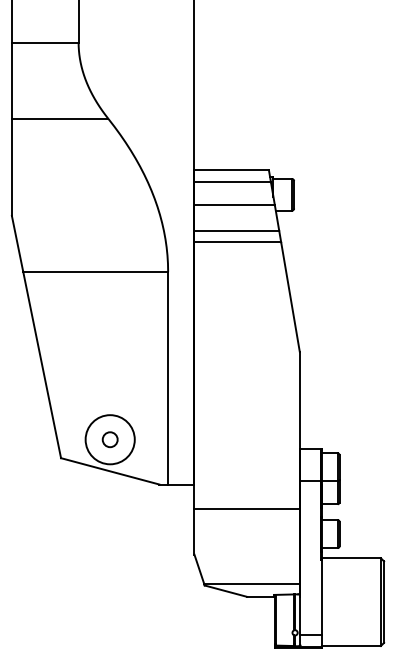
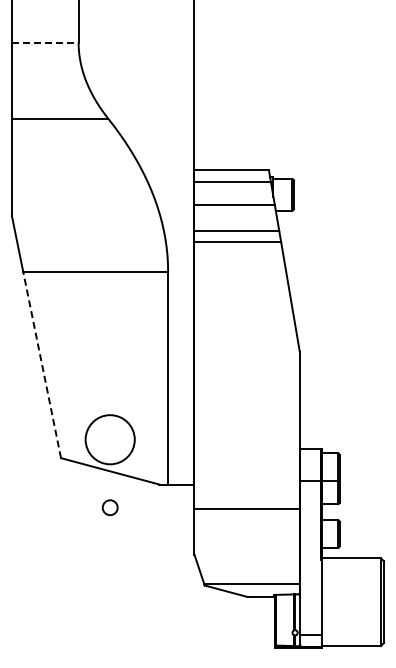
line: solid -> dashed (45, 42)
line: solid -> dashed (42, 364)
circle position: (109, 439) -> (109, 507) (109, 507)
